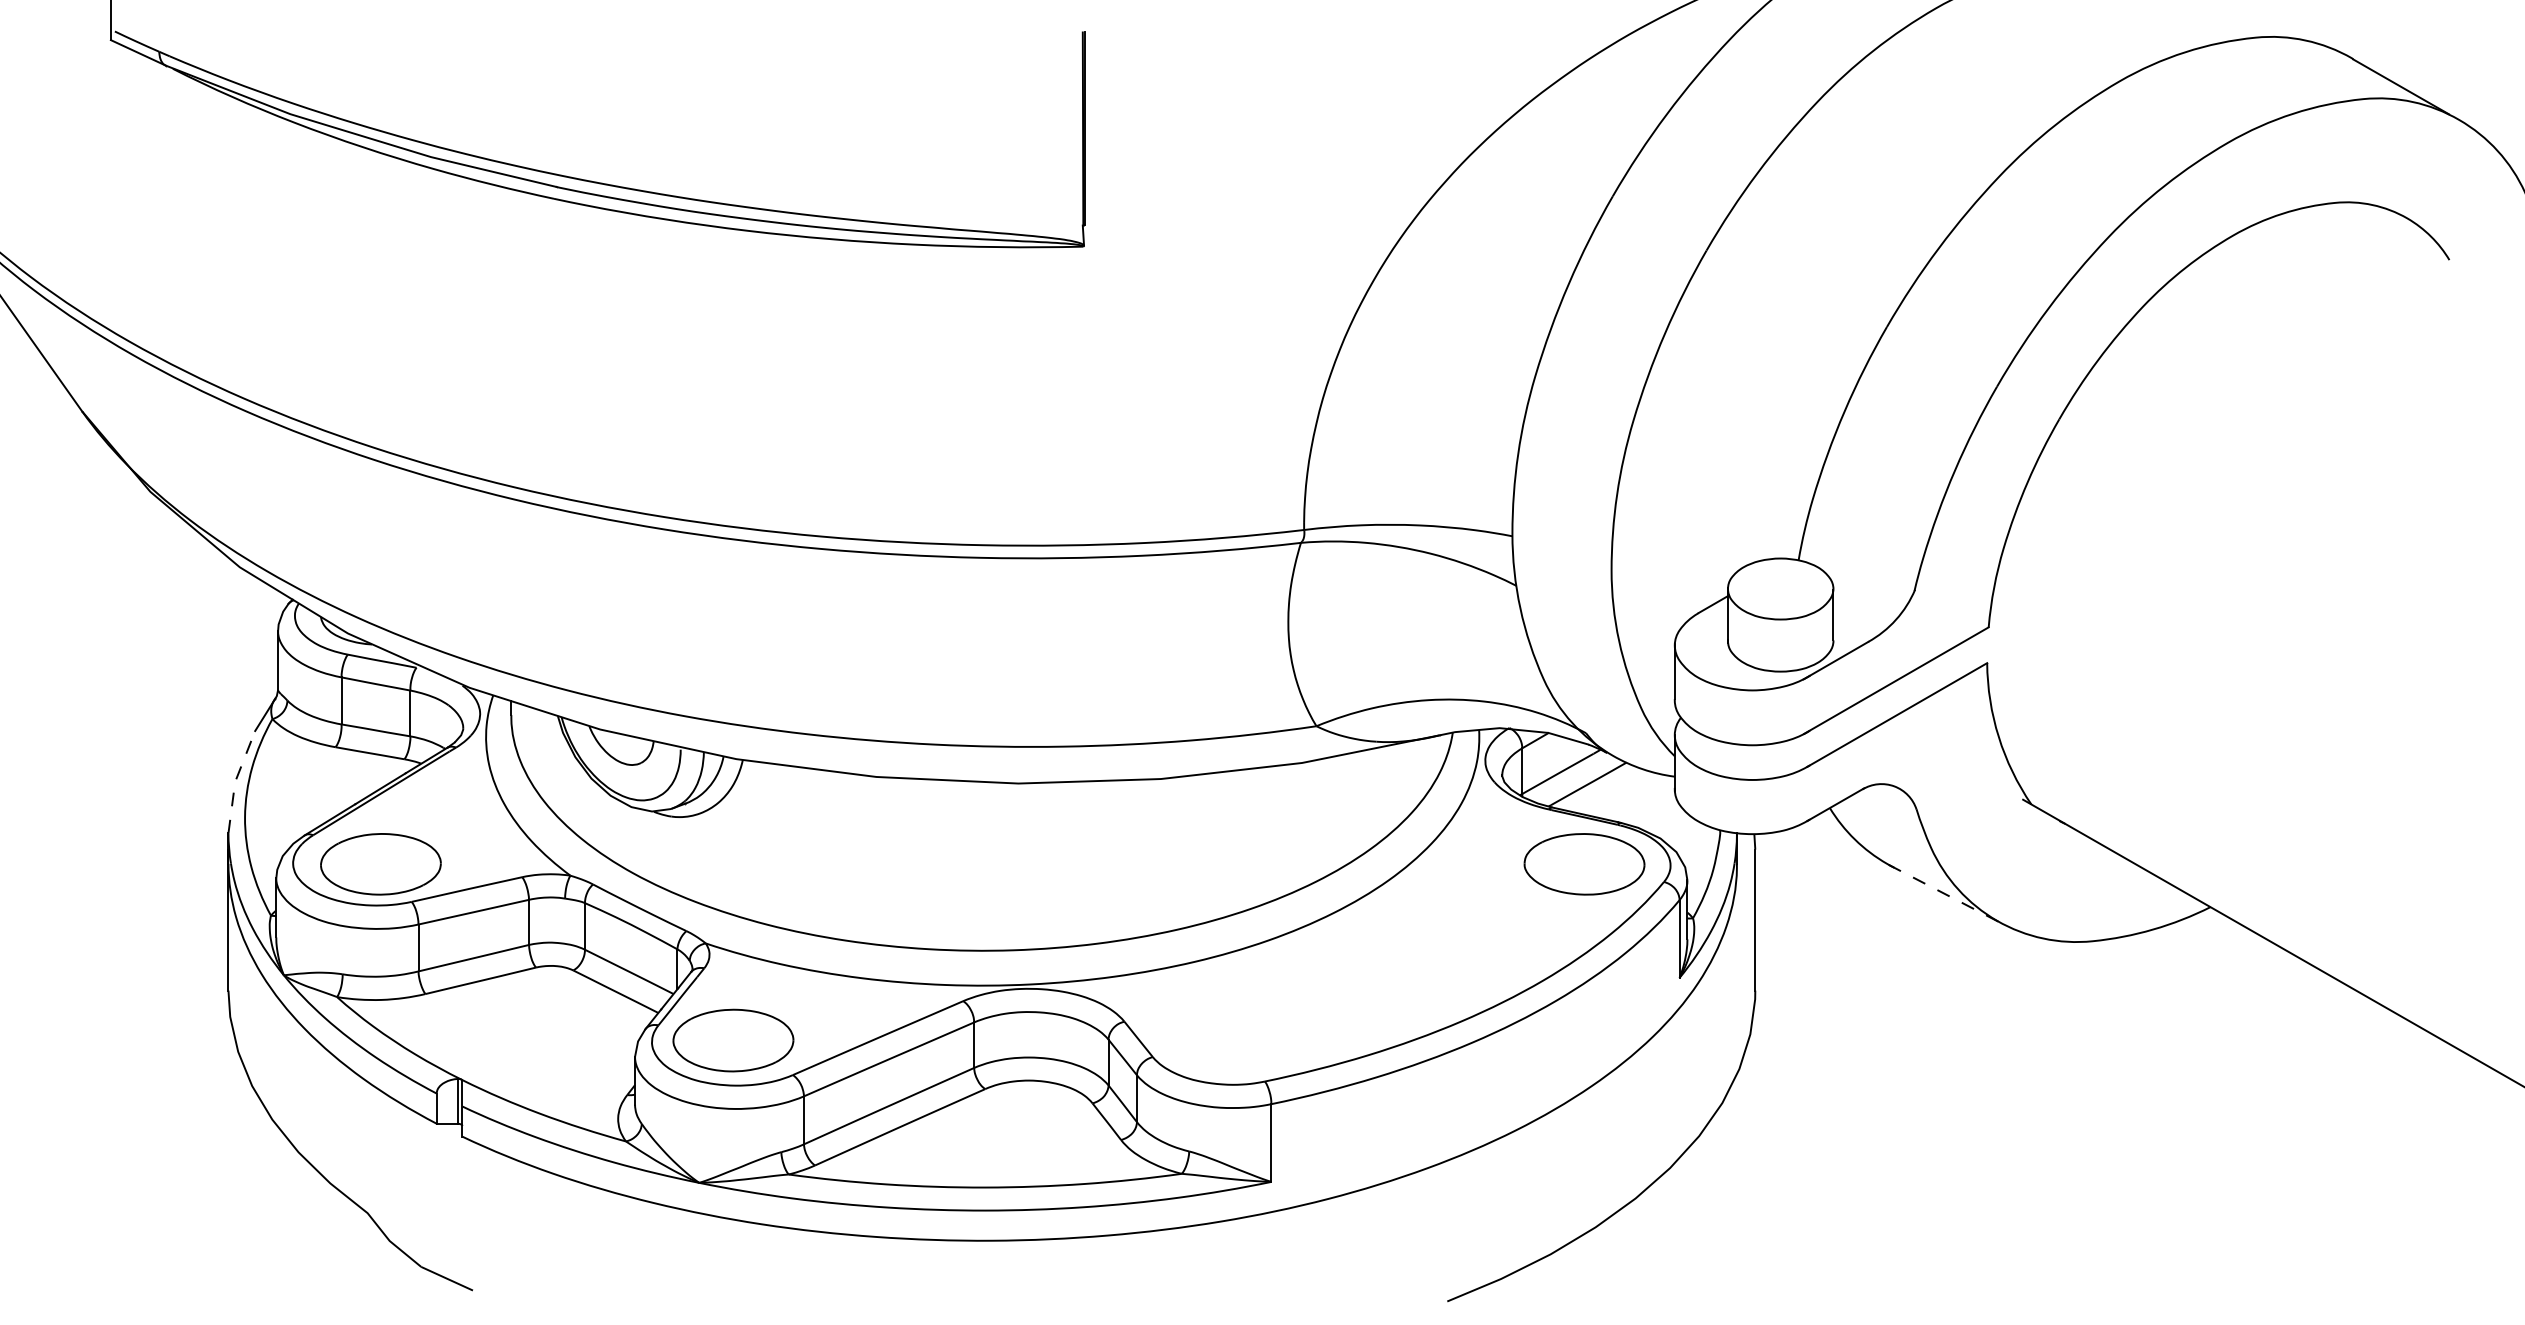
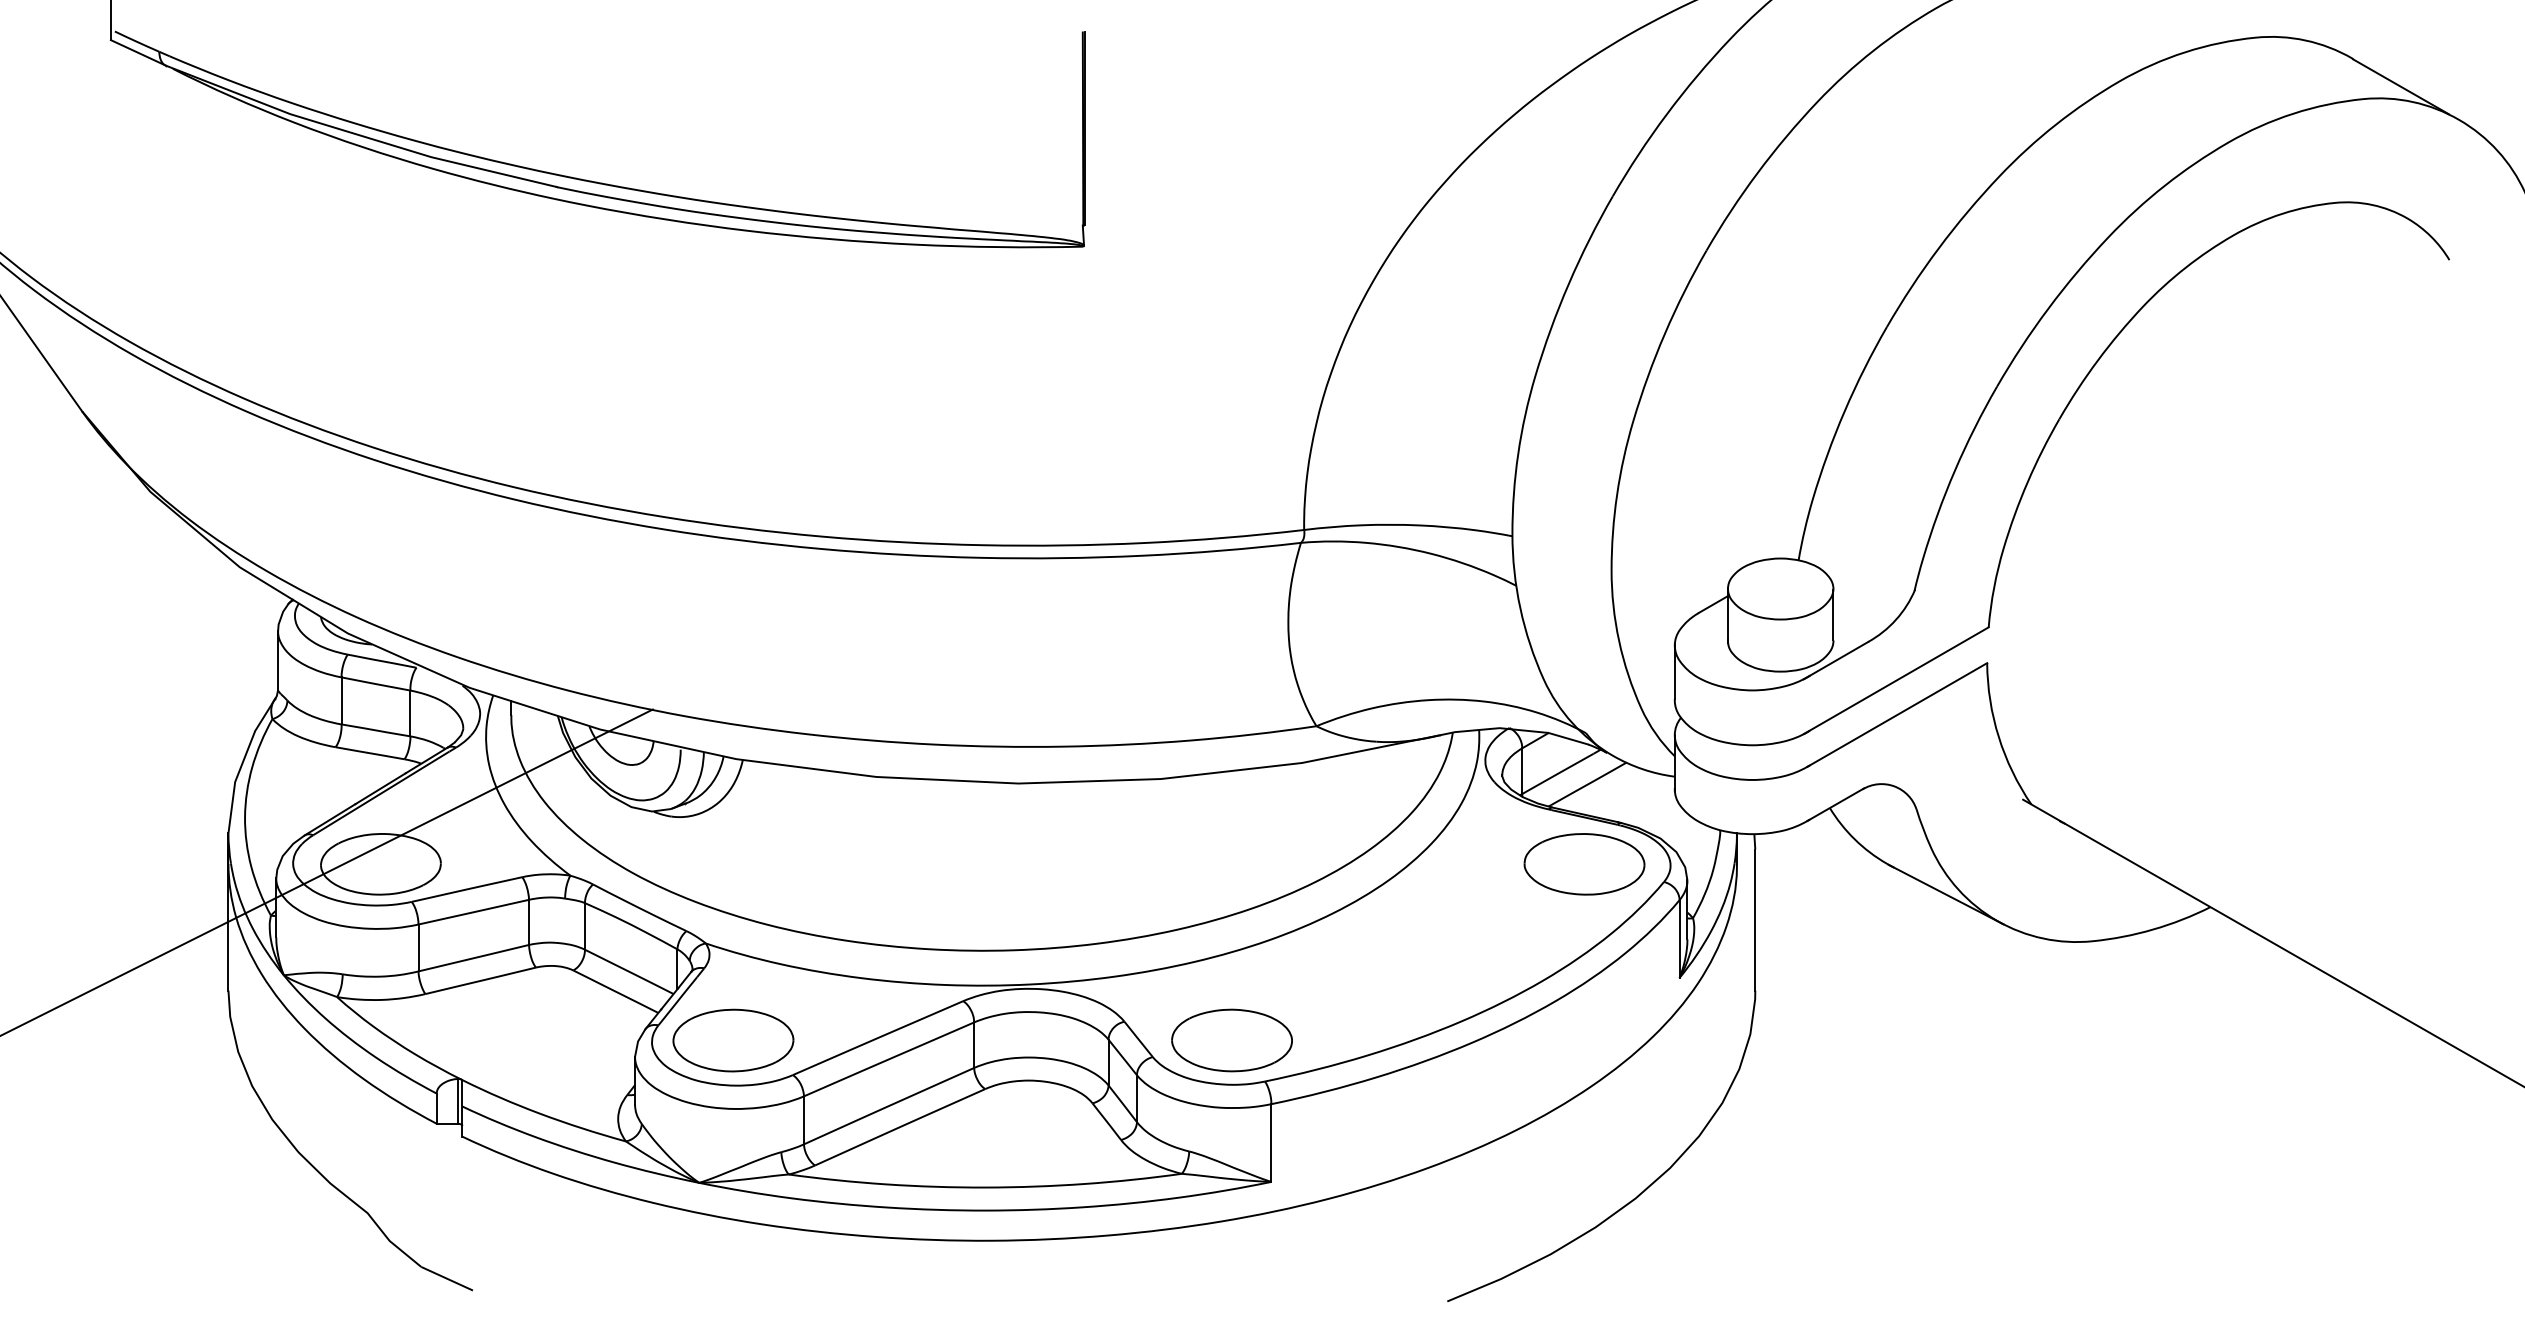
line: dashed -> solid (235, 781)
line: none -> present (327, 871)
line: dashed -> solid (1946, 894)
part: none -> present (1231, 1040)
